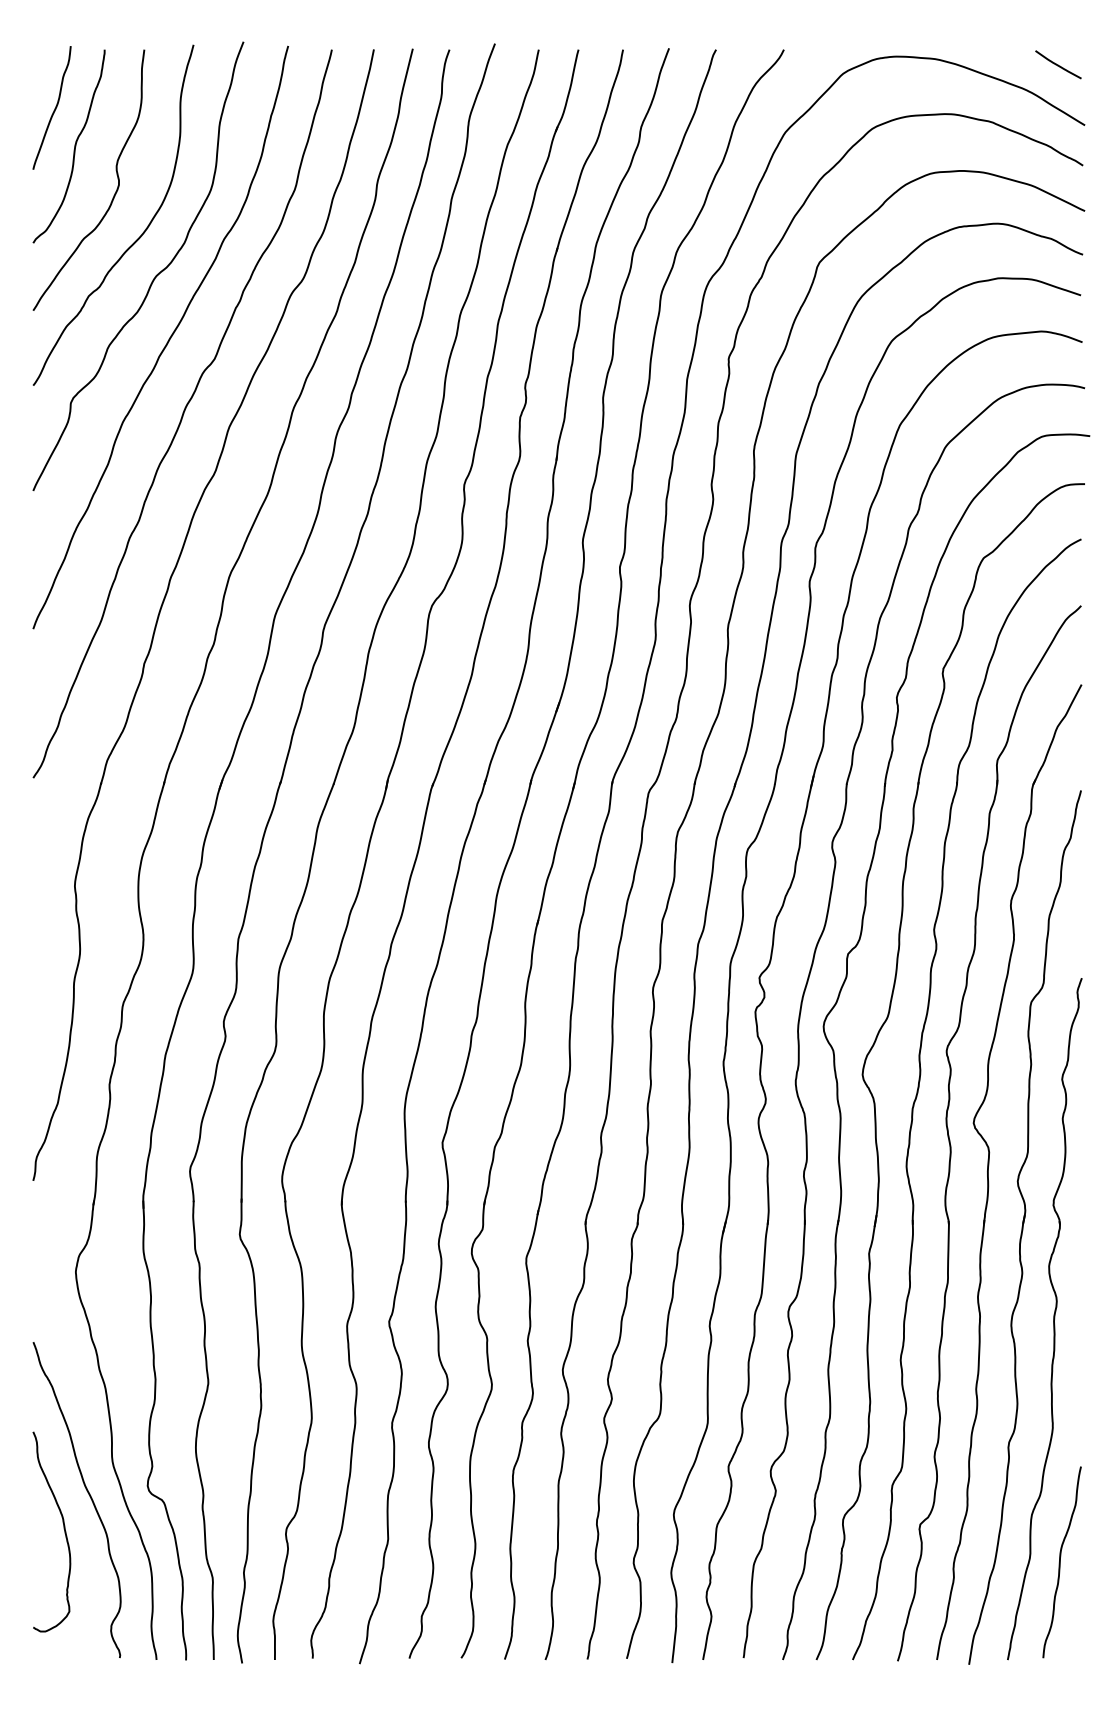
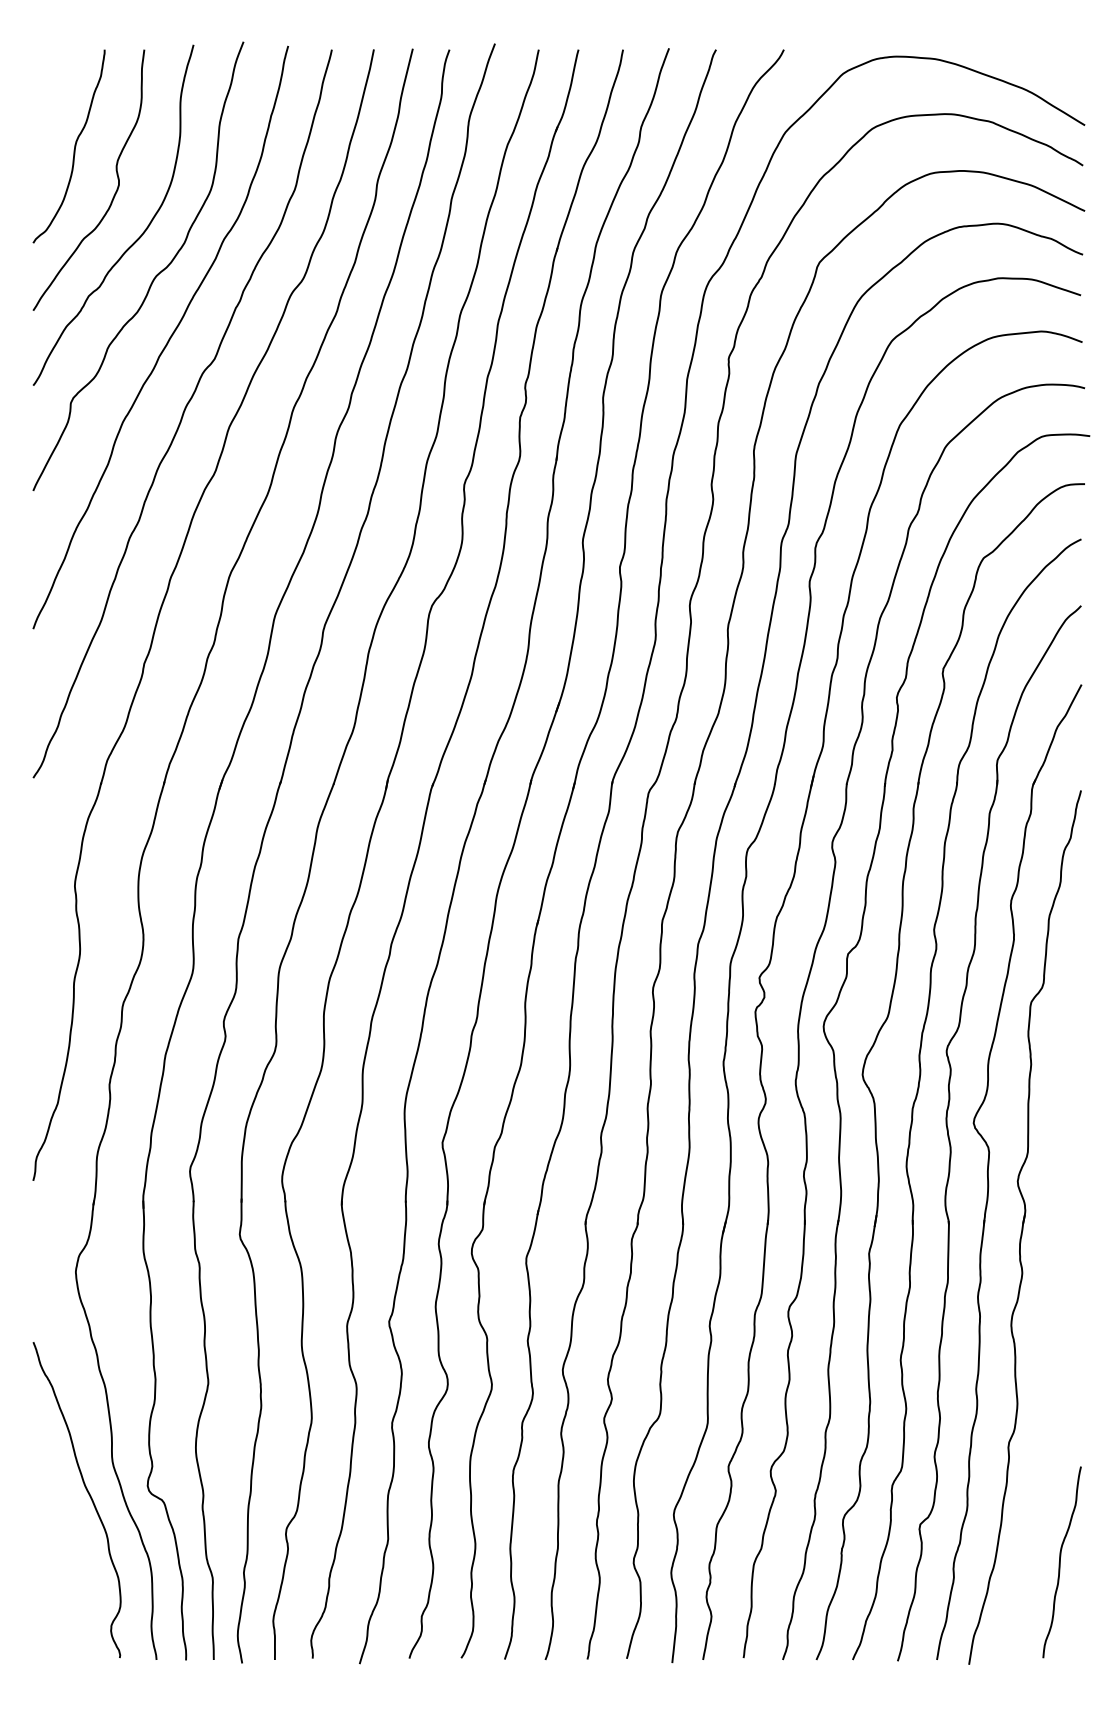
line: present -> none (1058, 64)
curve: present -> none (54, 108)
part: present -> none (1053, 1319)
curve: present -> none (63, 1529)
